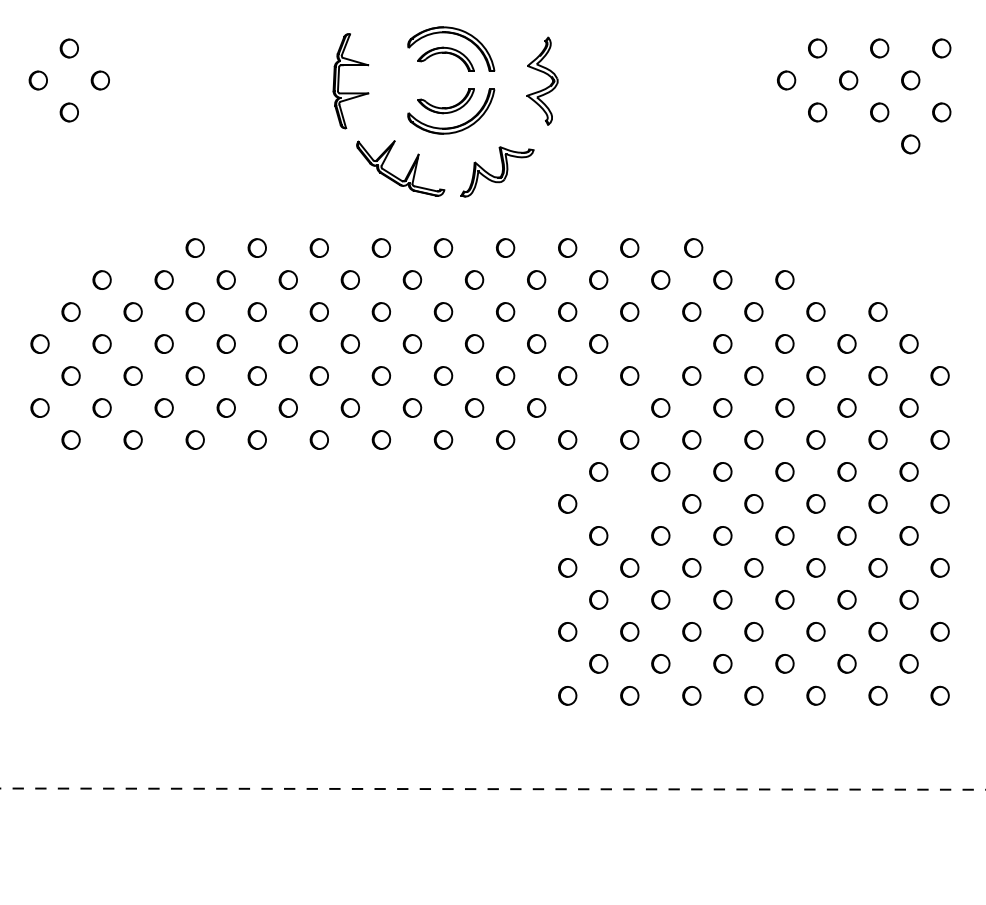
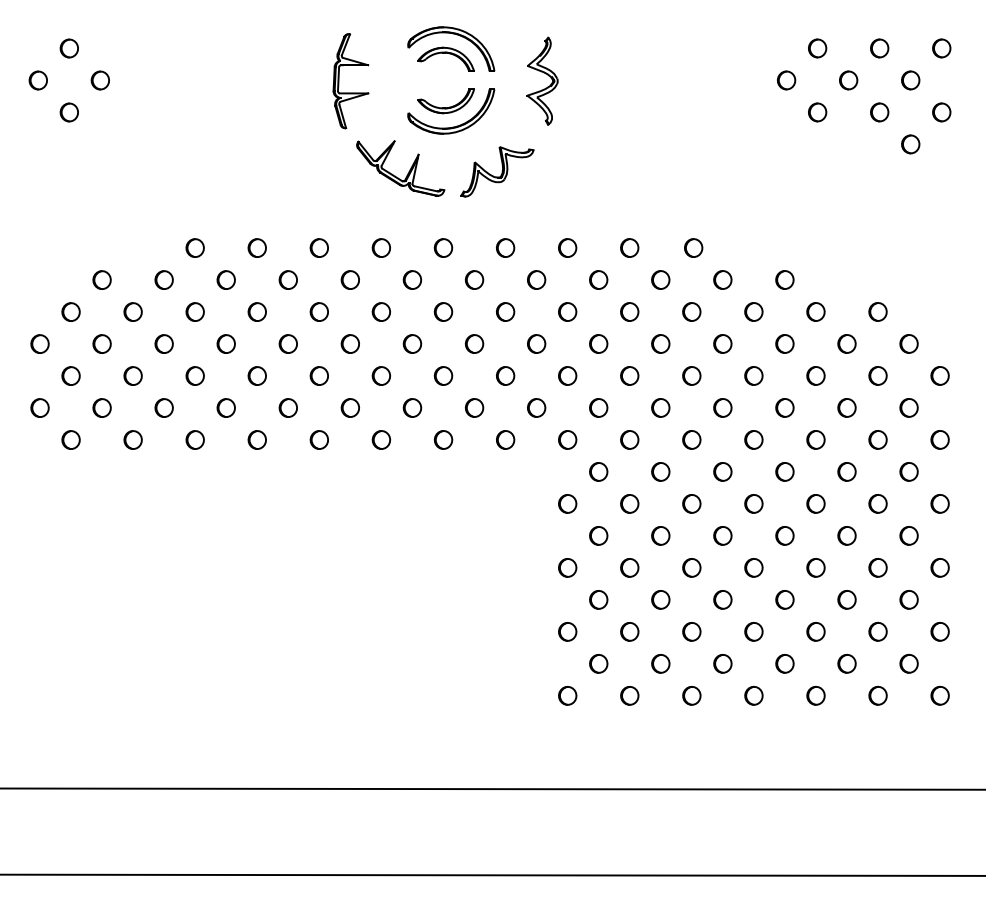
part: none -> present (660, 343)
part: none -> present (598, 407)
part: none -> present (629, 503)
line: dashed -> solid (492, 789)
line: none -> present (492, 874)
